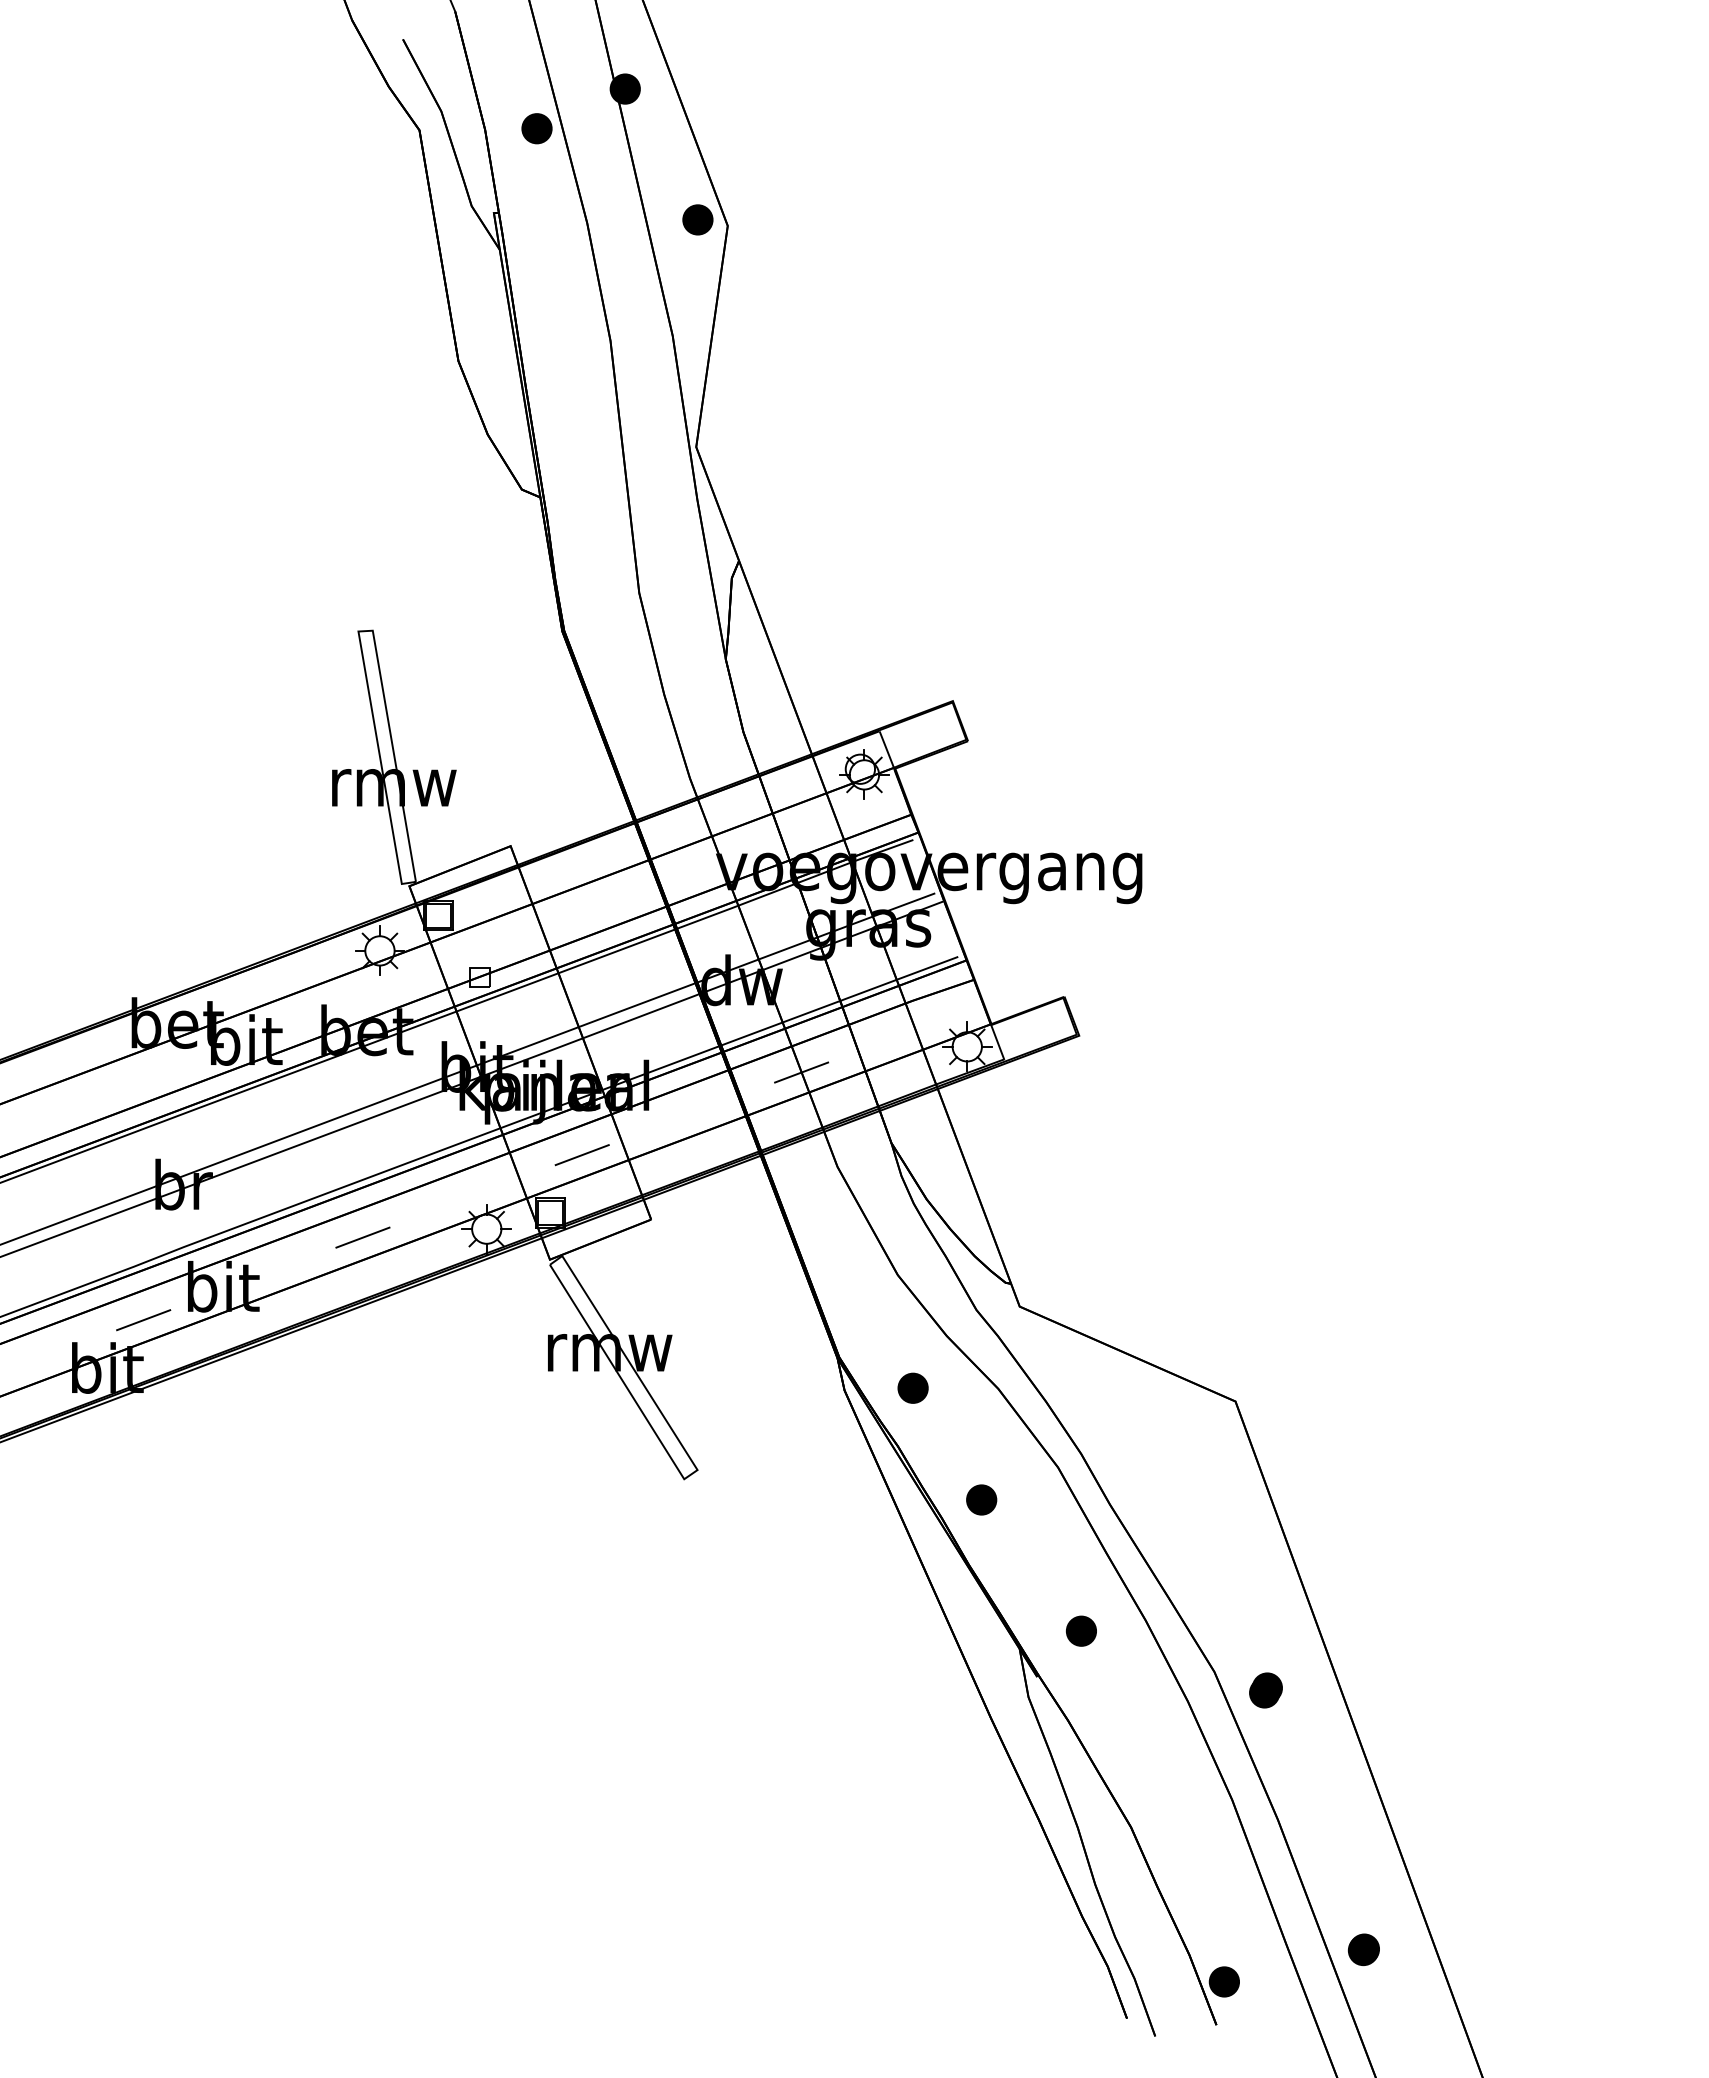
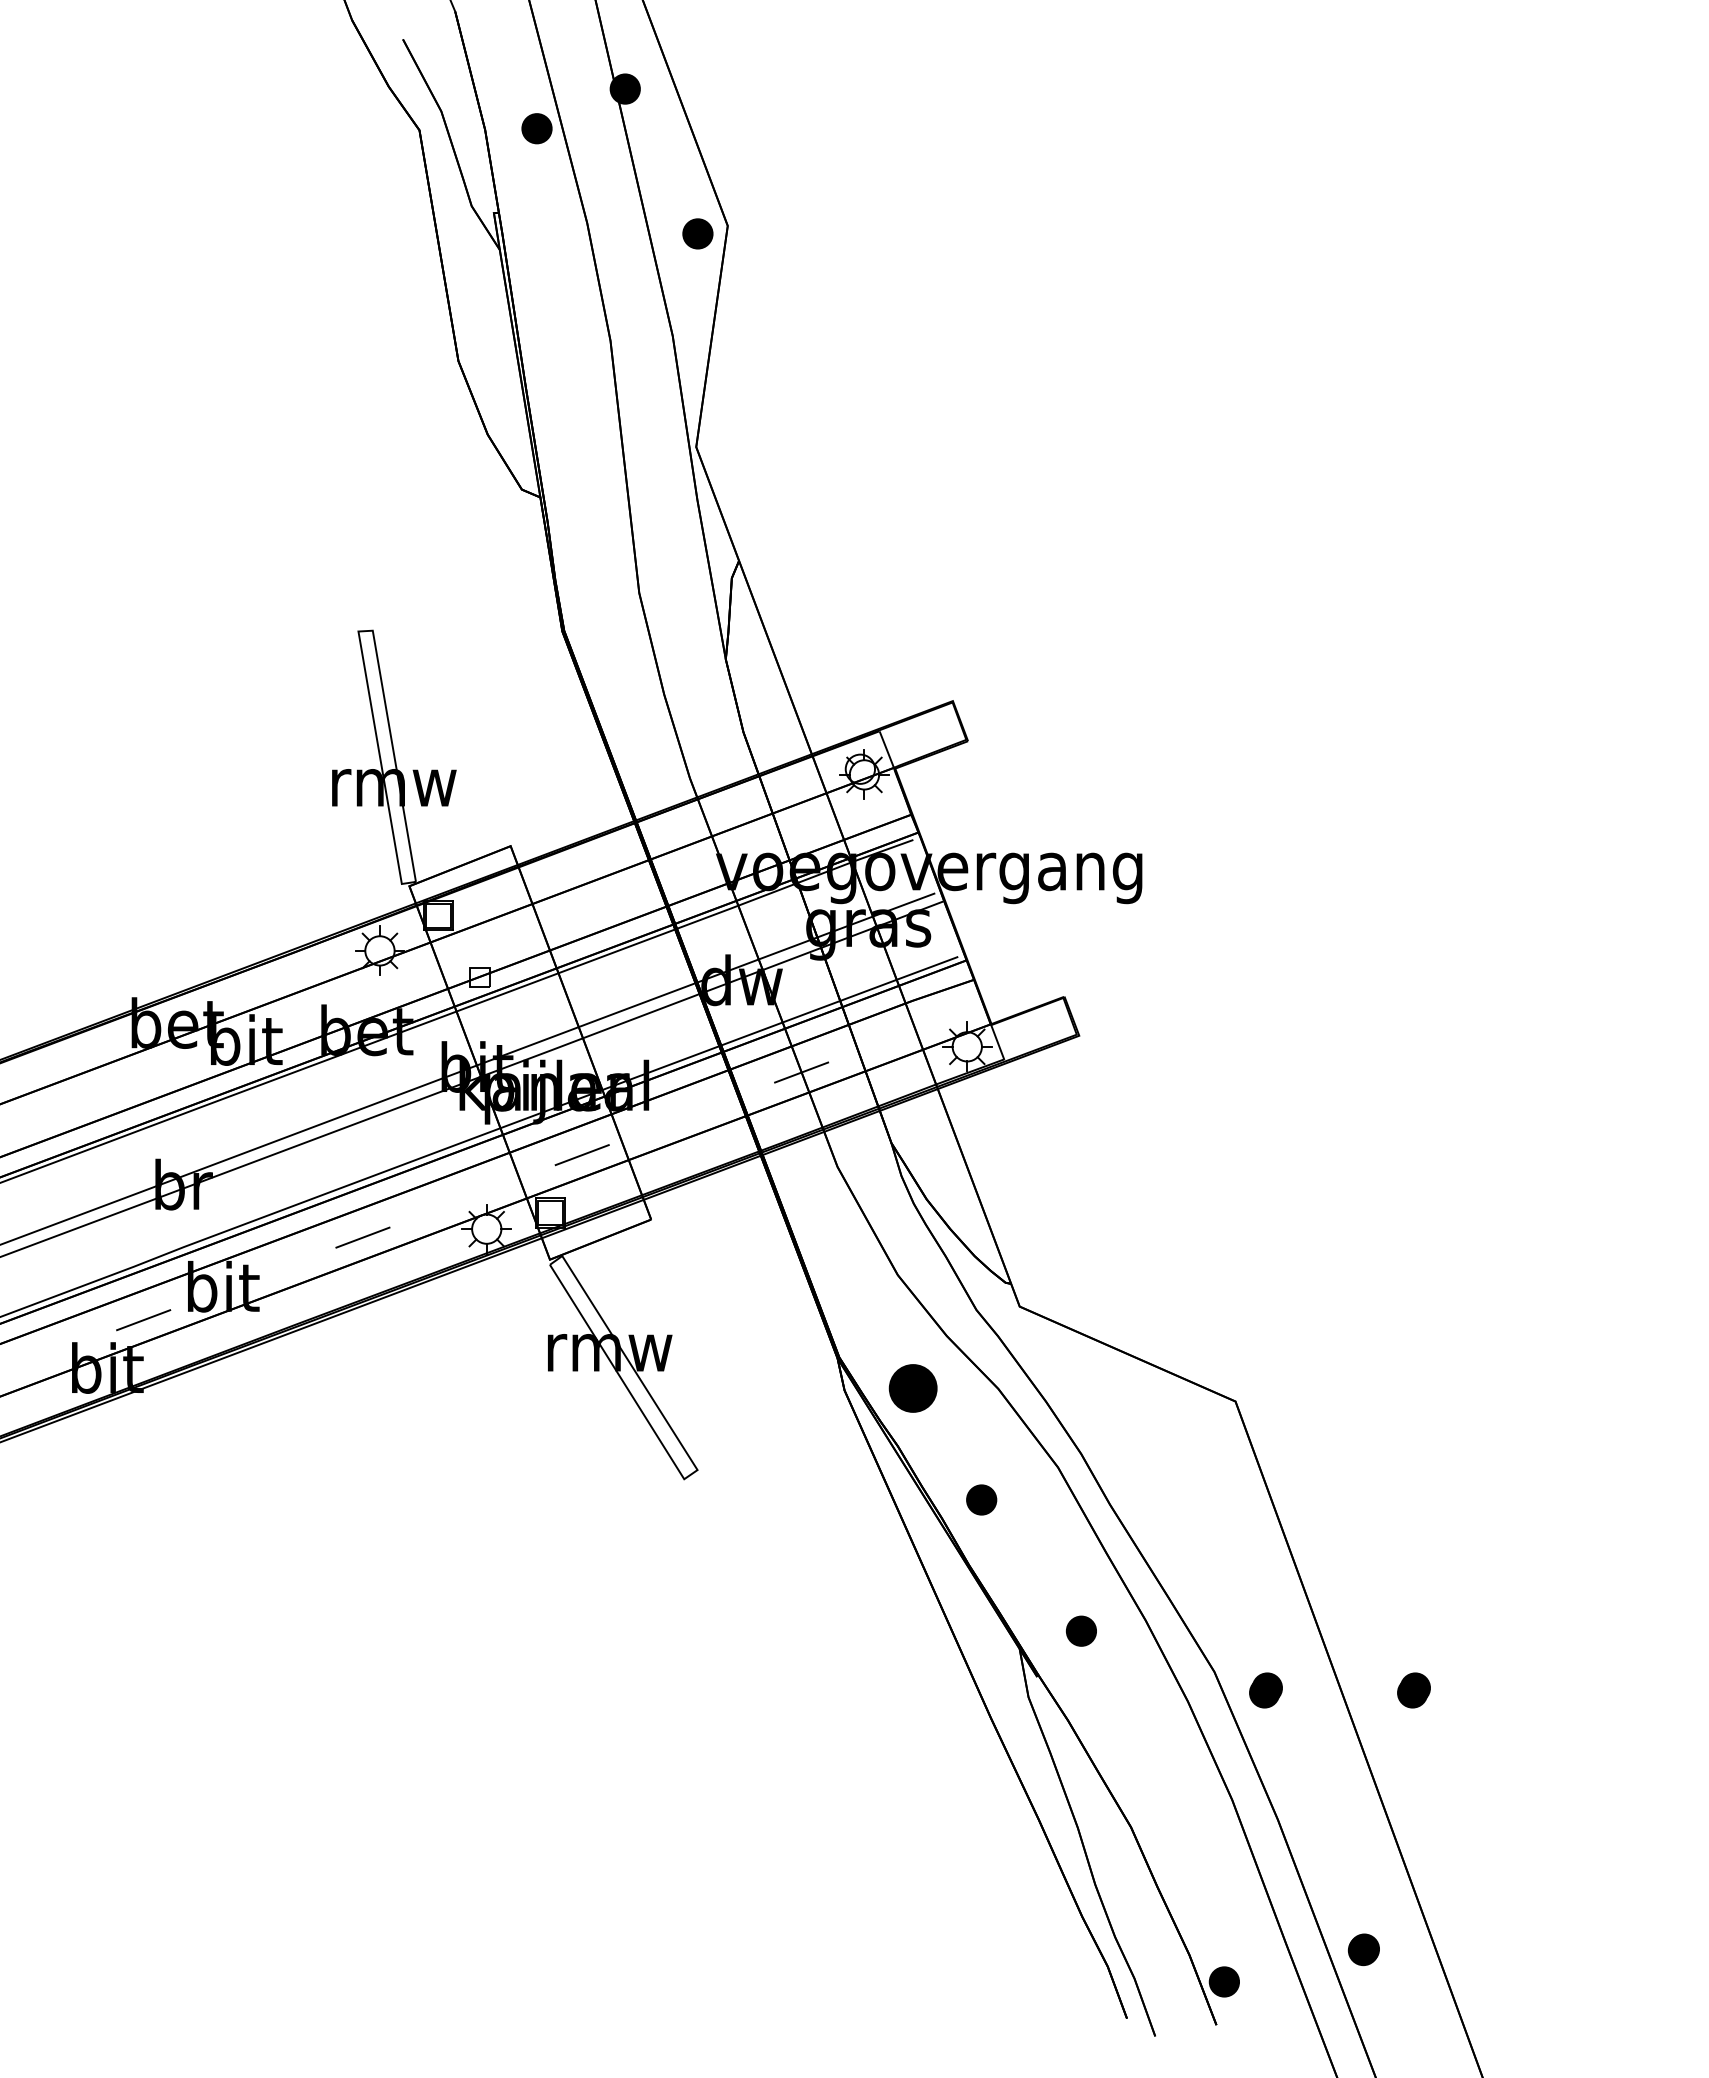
part position: (697, 219) -> (697, 233) (697, 233)
part size: 32x32 px -> 50x49 px (912, 1388)
part: none -> present (1413, 1690)
